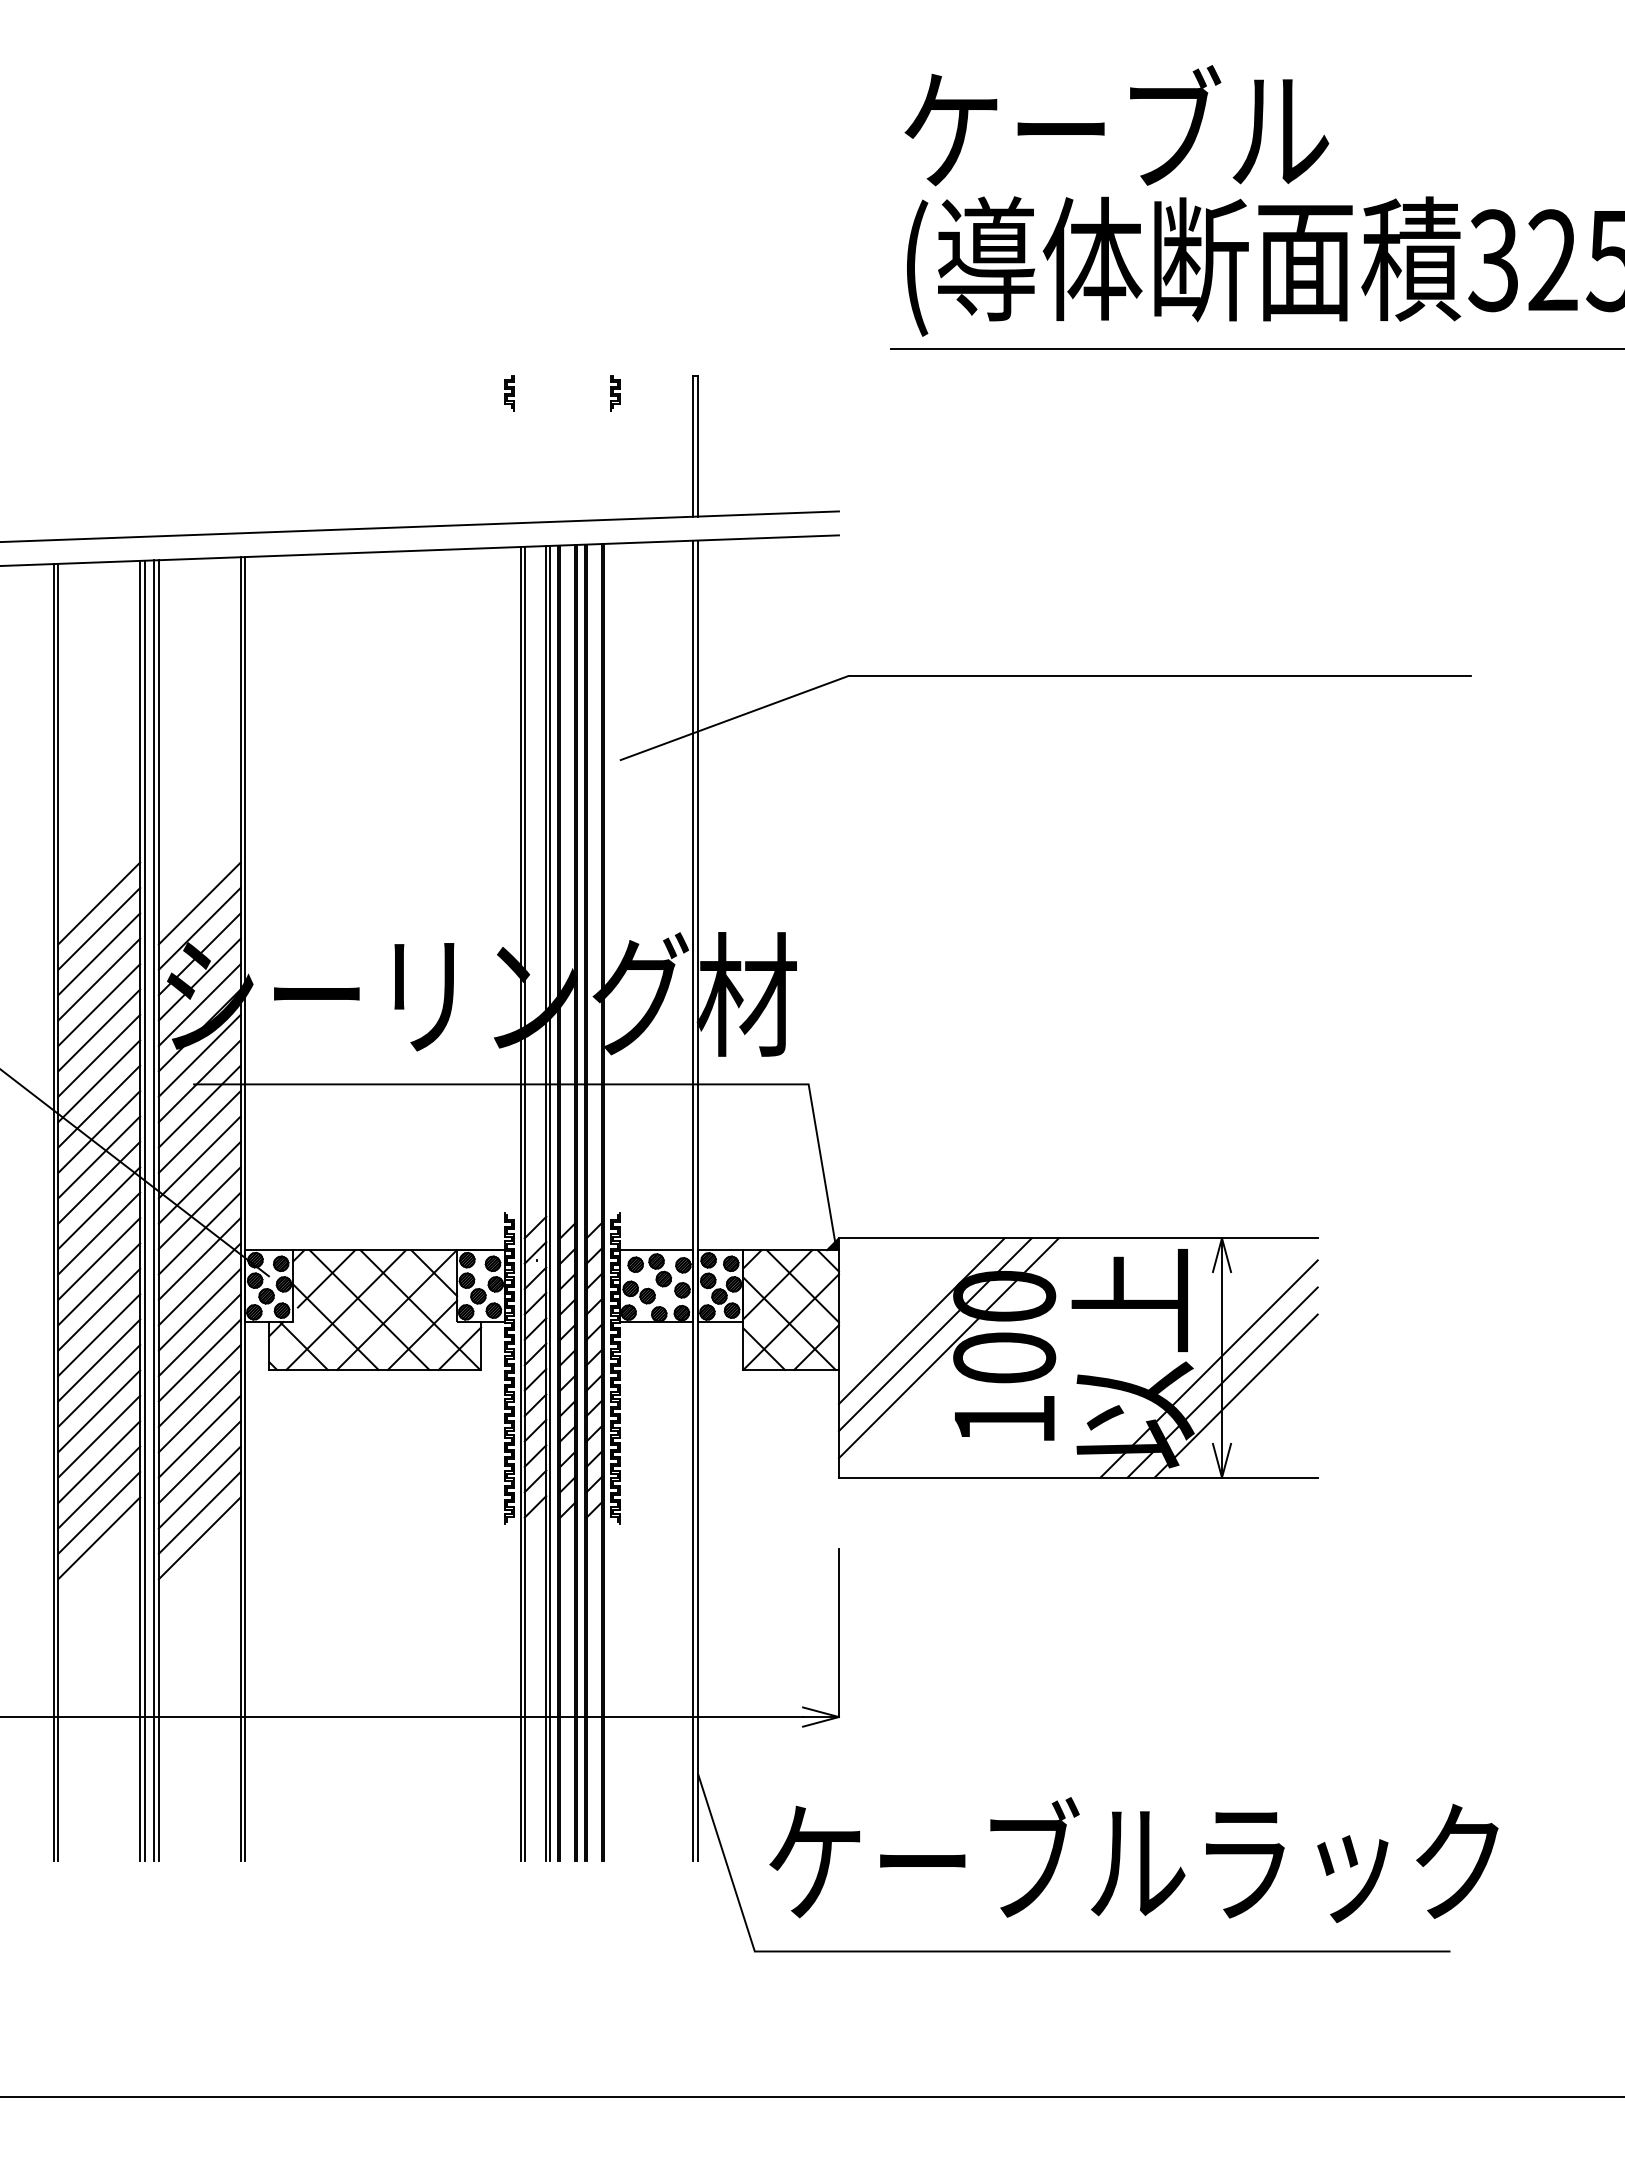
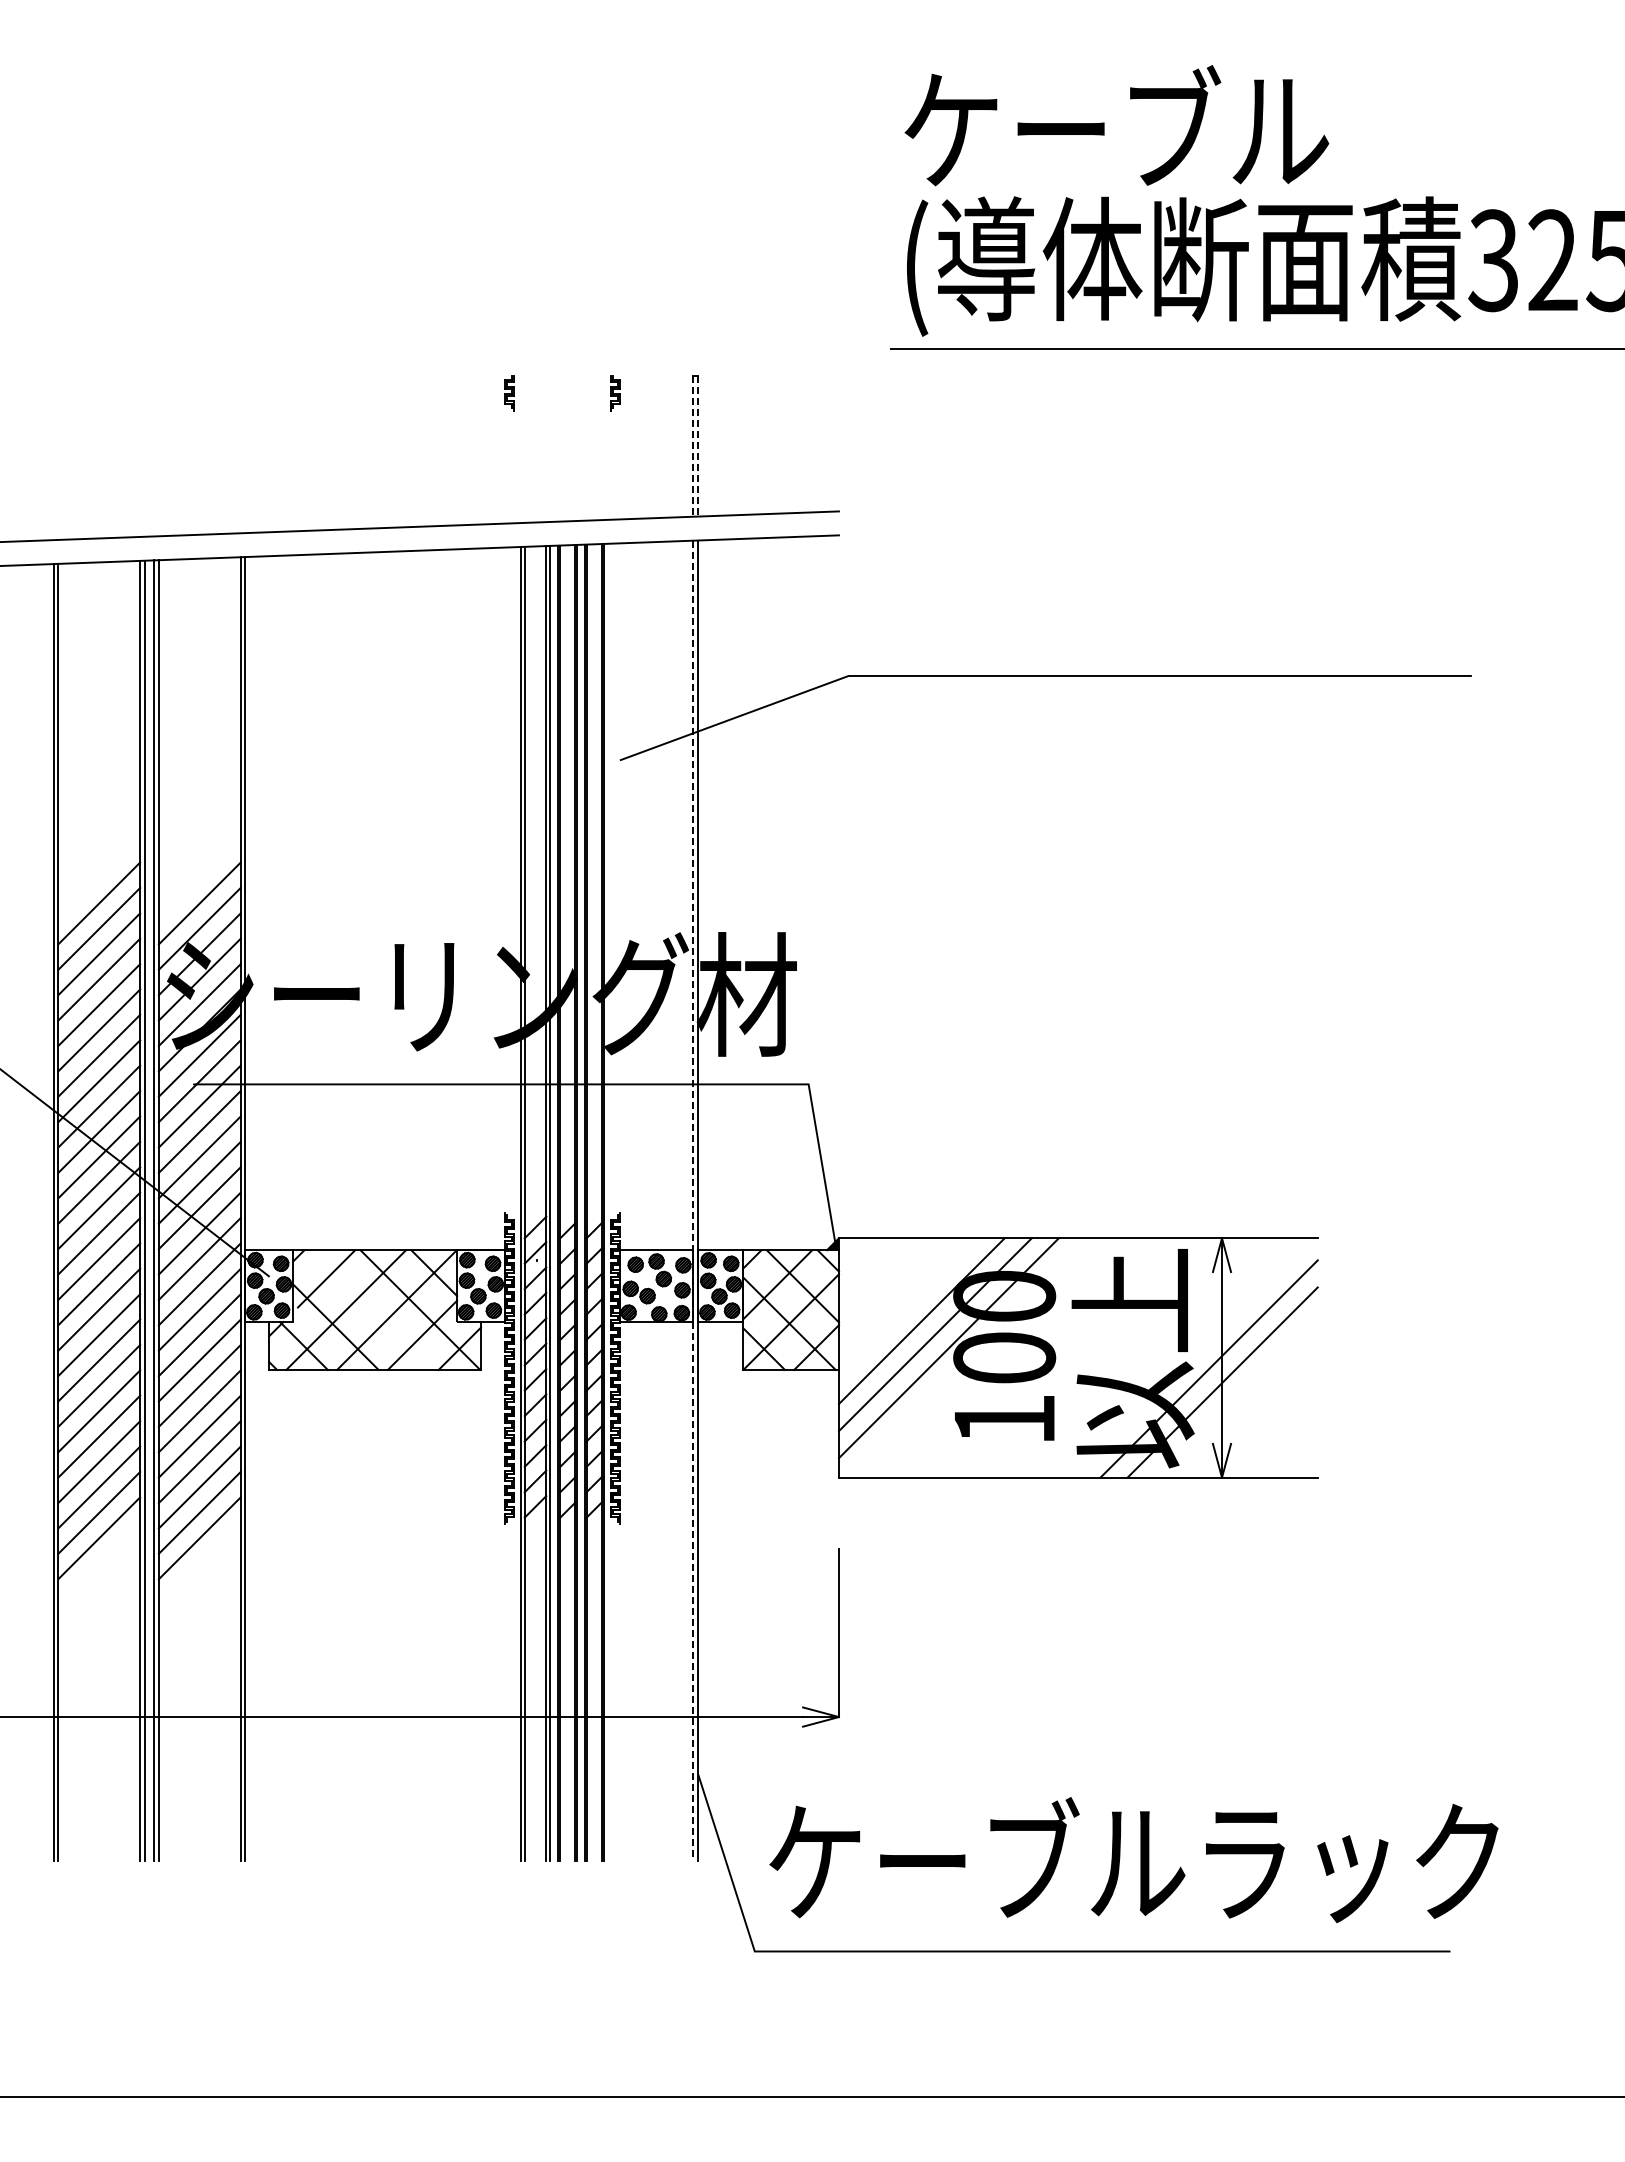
line: solid -> dashed (692, 447)
line: solid -> dashed (698, 447)
line: solid -> dashed (692, 1201)
line: present -> none (369, 1309)
line: present -> none (1235, 1395)
